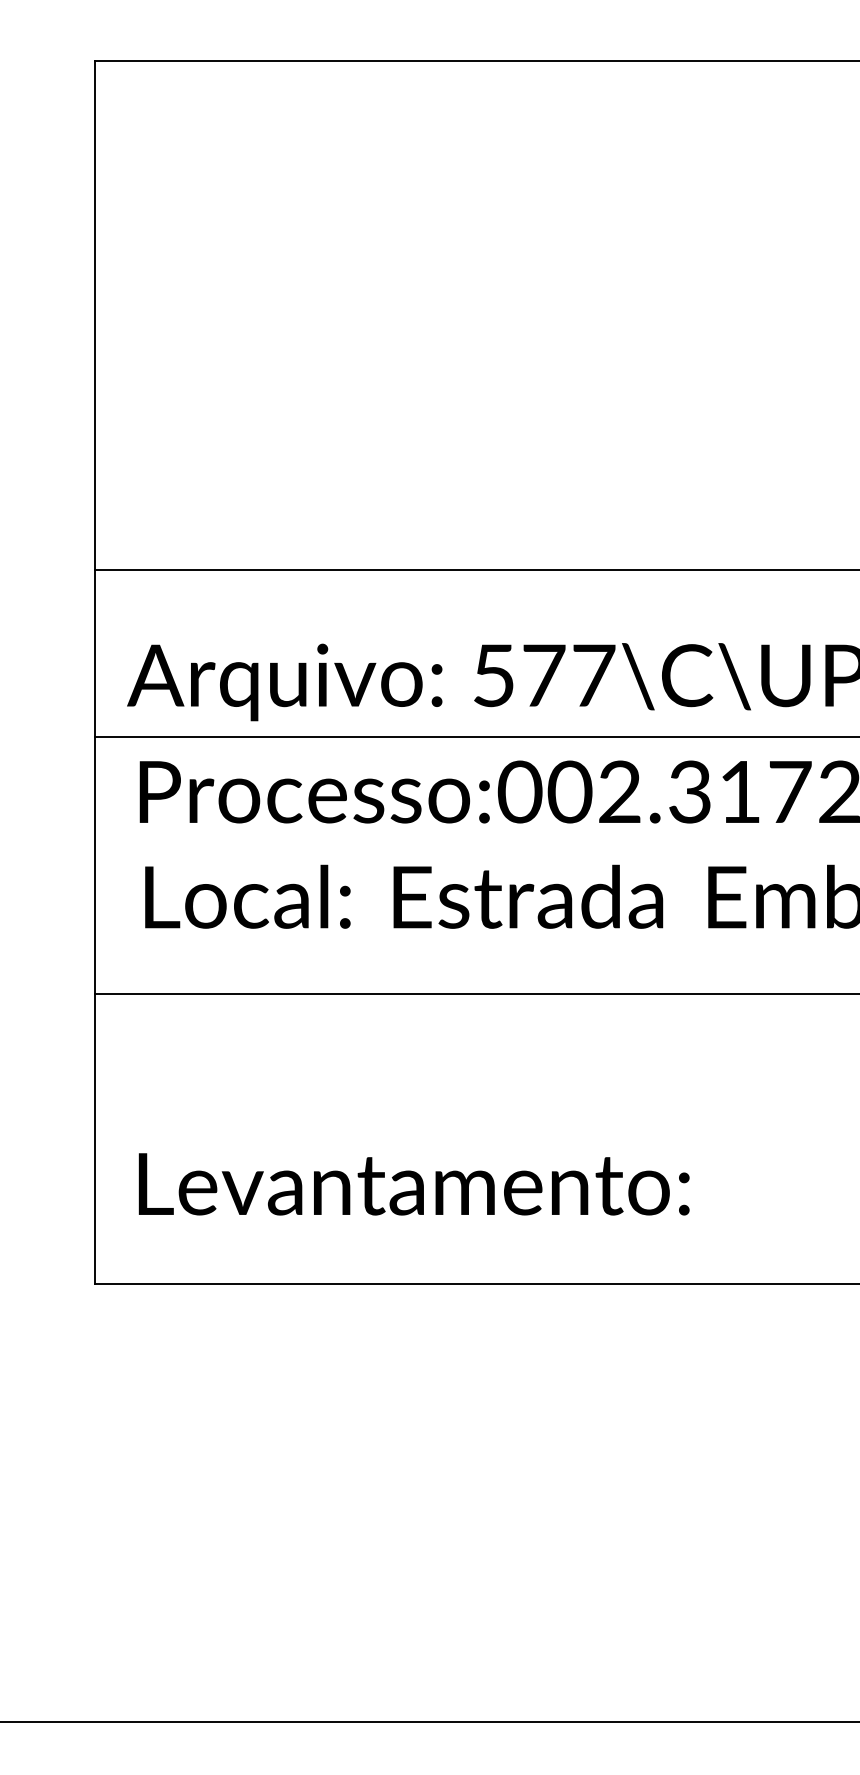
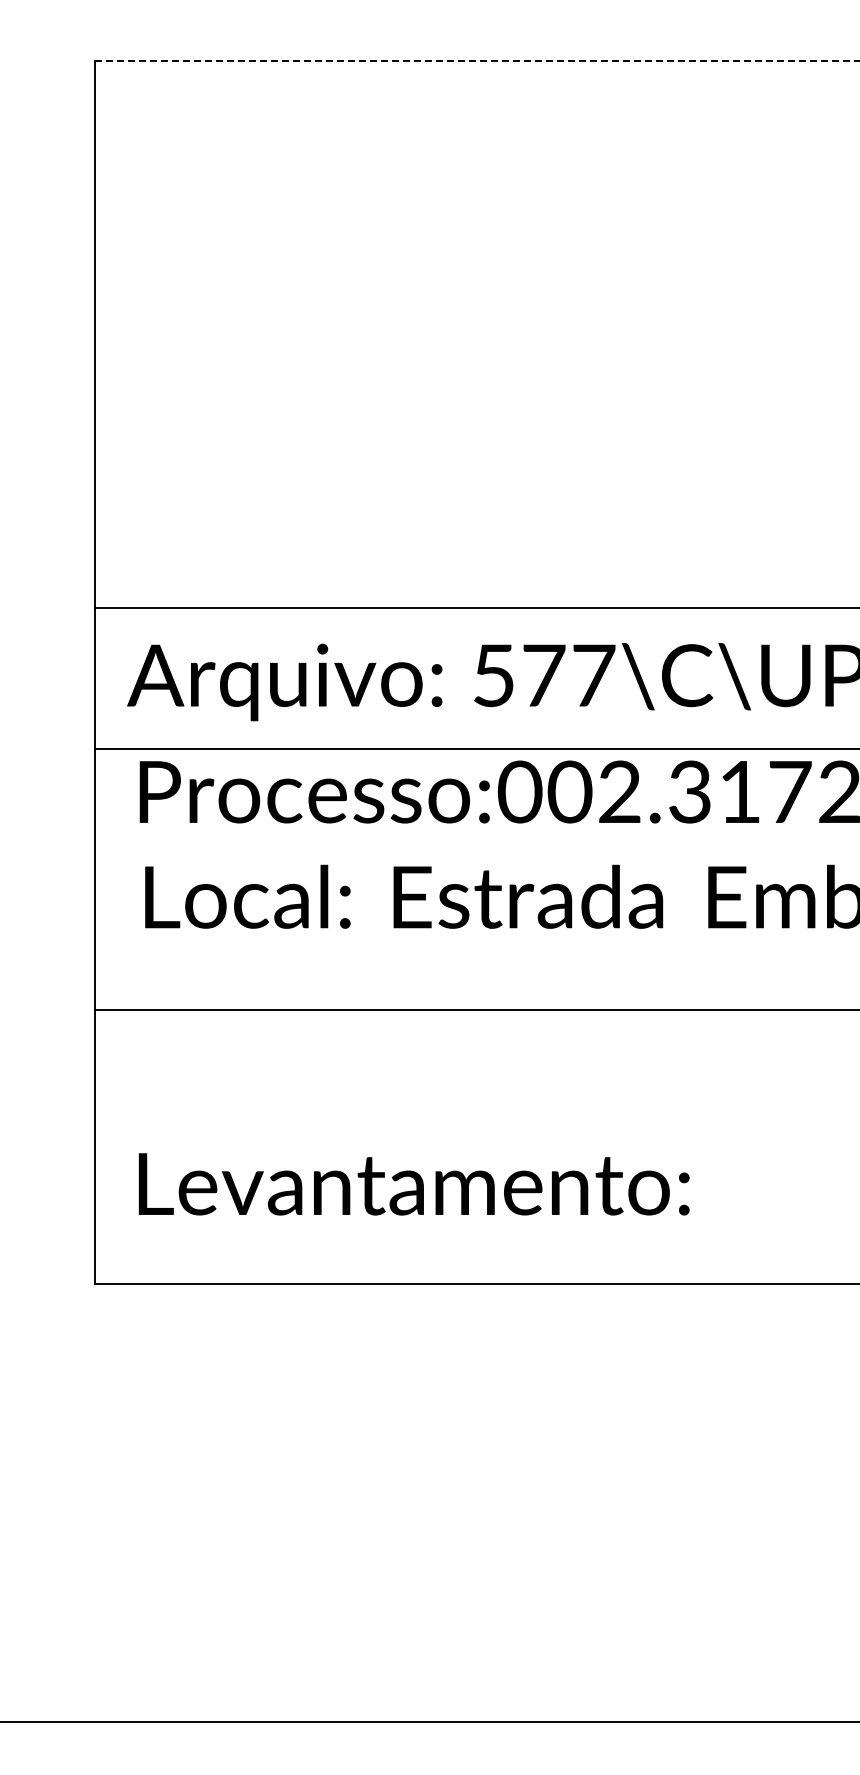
line: solid -> dashed (478, 60)
line position: (475, 569) -> (475, 607) (475, 607)
line position: (475, 737) -> (475, 749) (475, 749)
line position: (475, 994) -> (475, 1010) (475, 1010)
